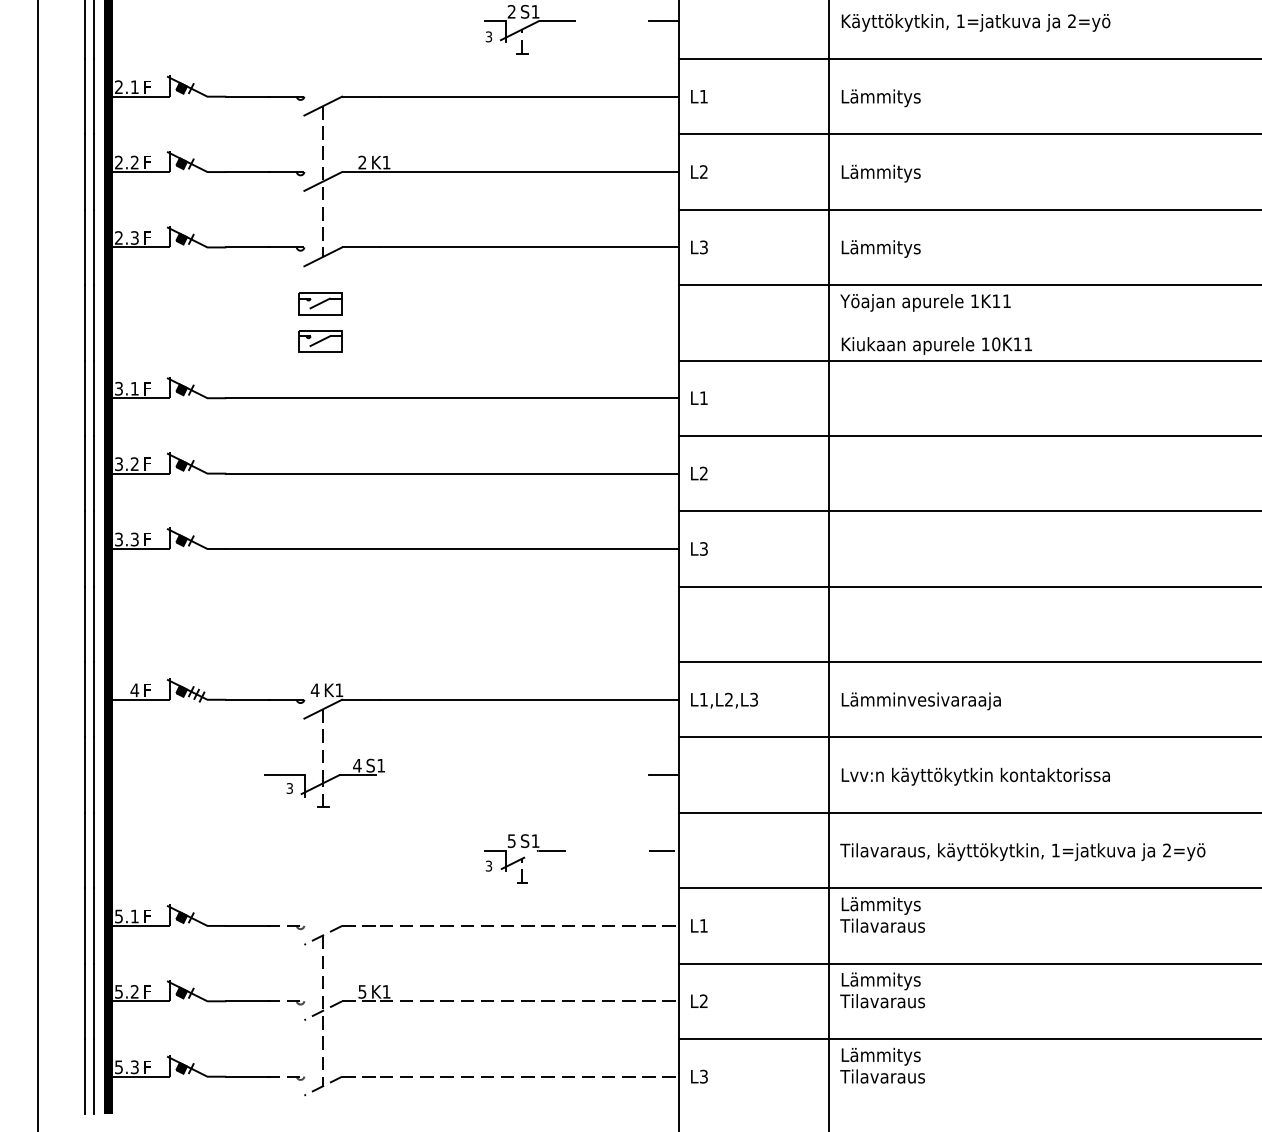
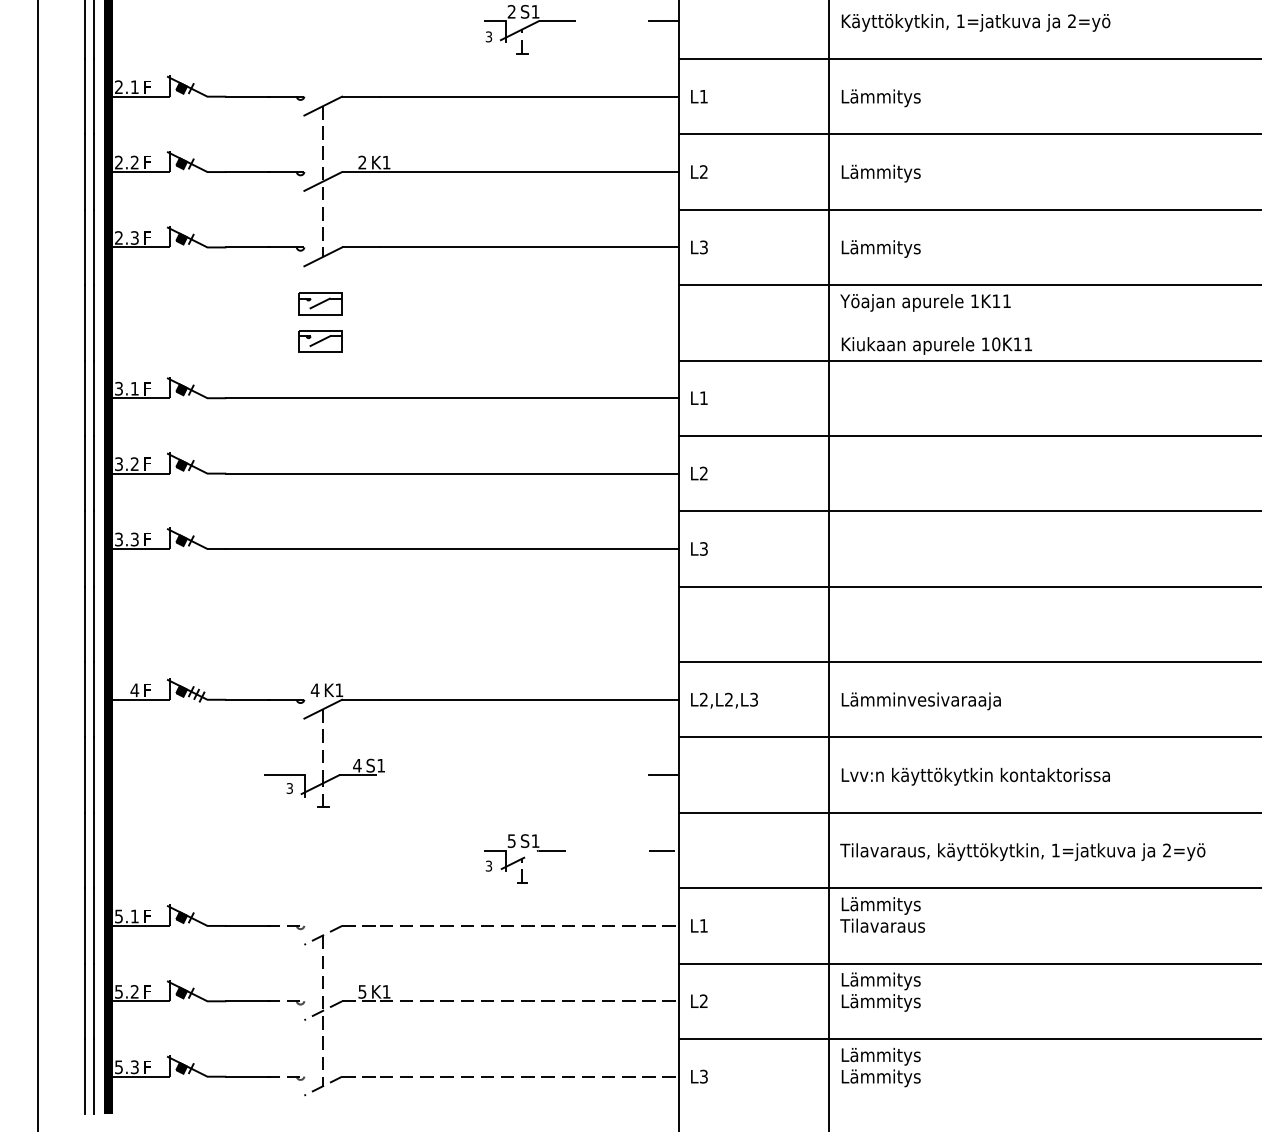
text: L1,L2,L3 -> L2,L2,L3 (703, 699)
text: Tilavaraus -> Lämmitys (882, 1002)
text: Tilavaraus -> Lämmitys (882, 1078)
